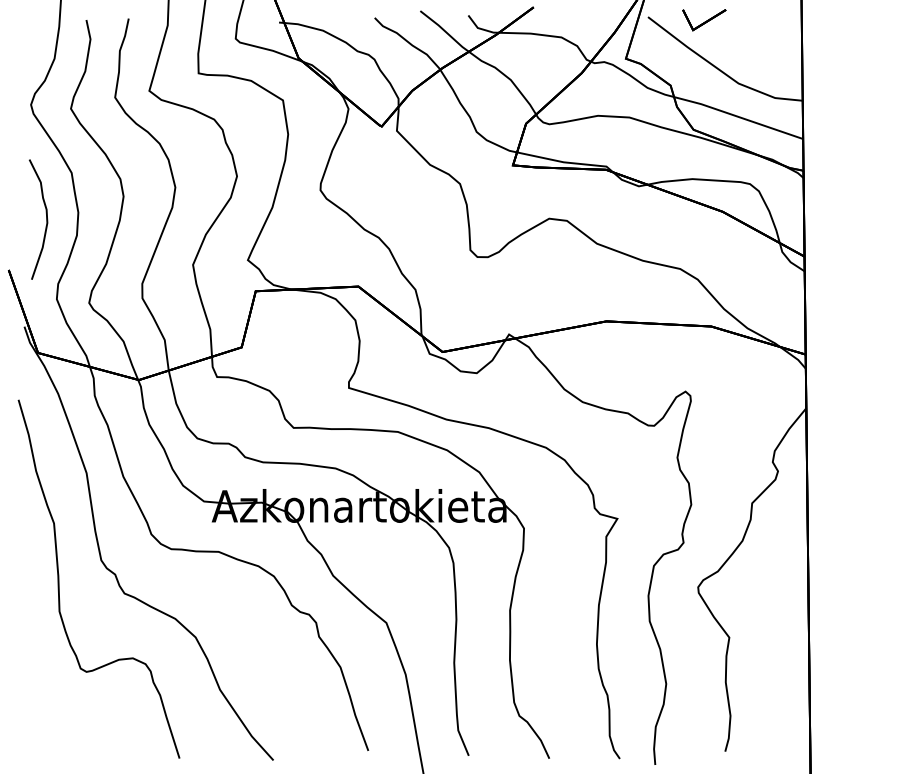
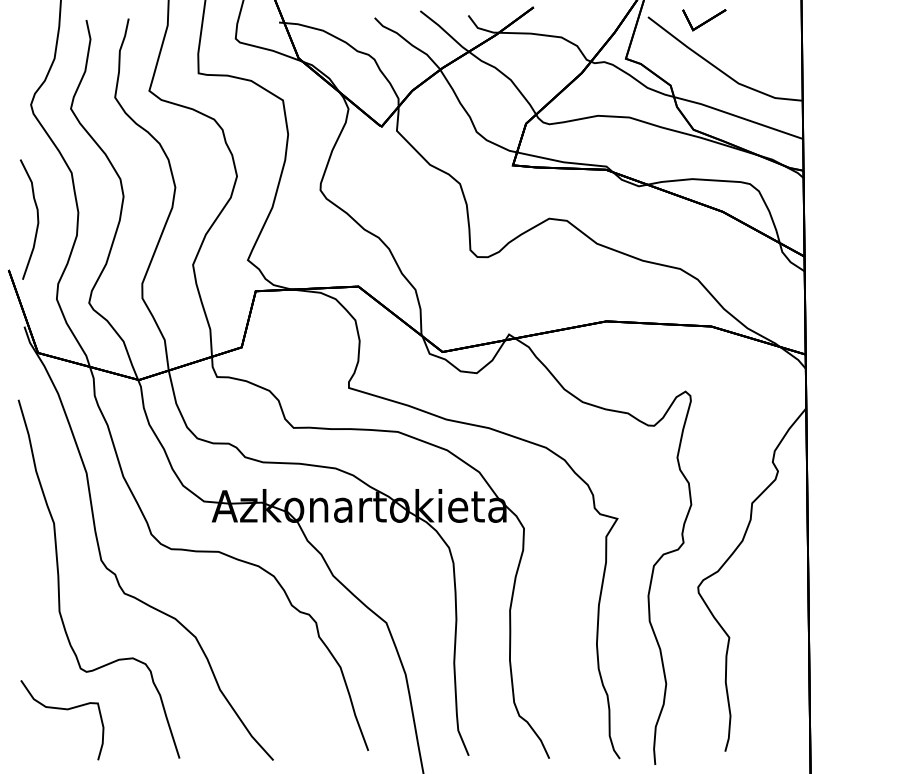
curve position: (46, 219) -> (37, 219) (37, 219)
curve: none -> present (65, 710)
